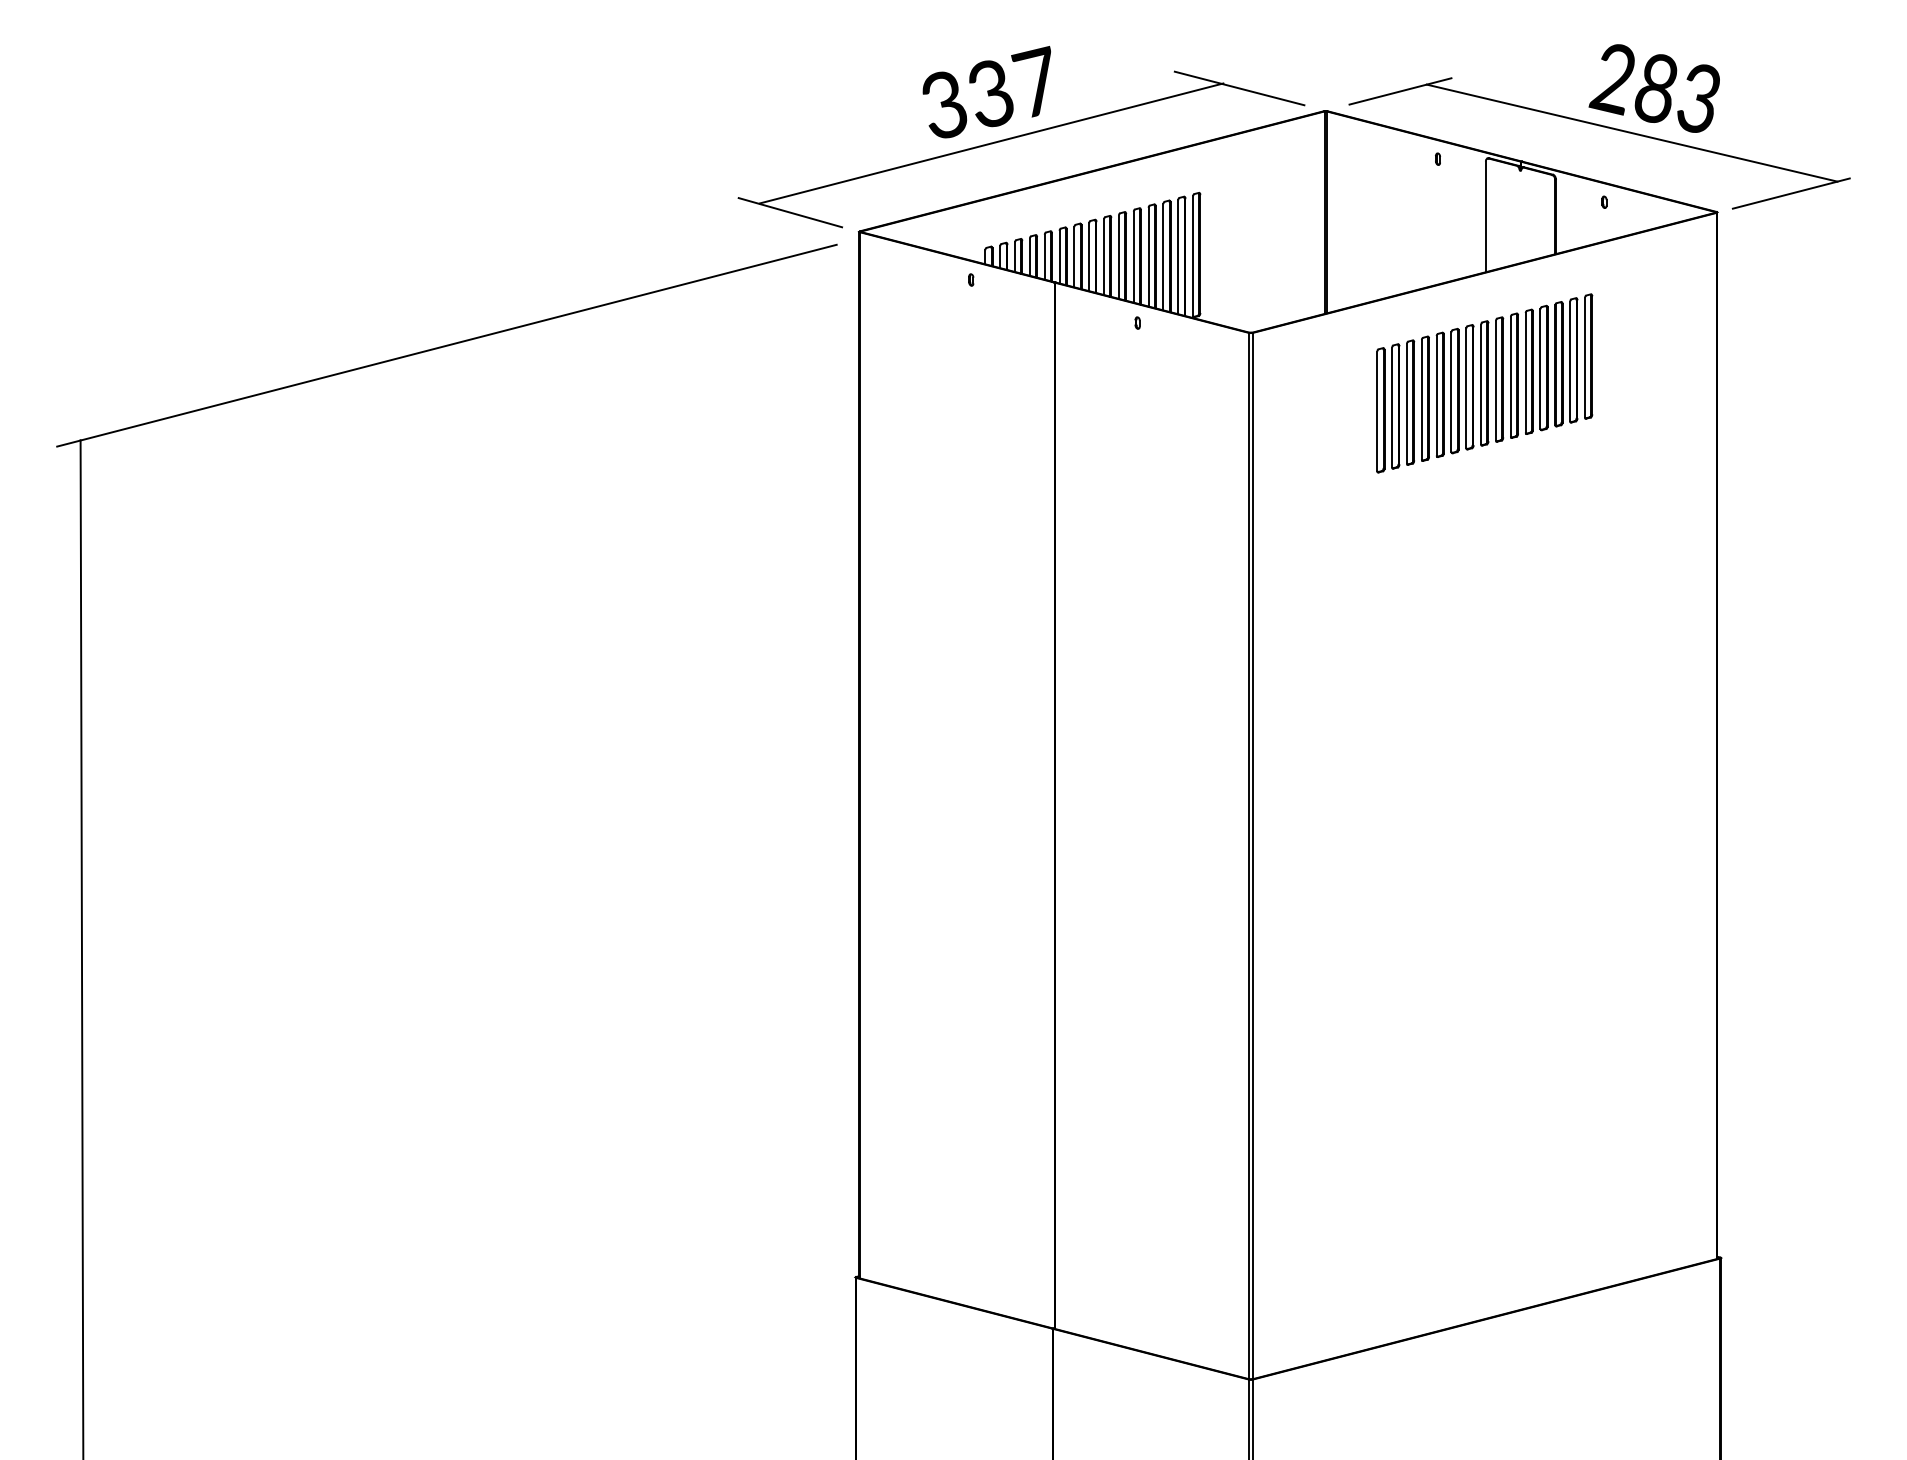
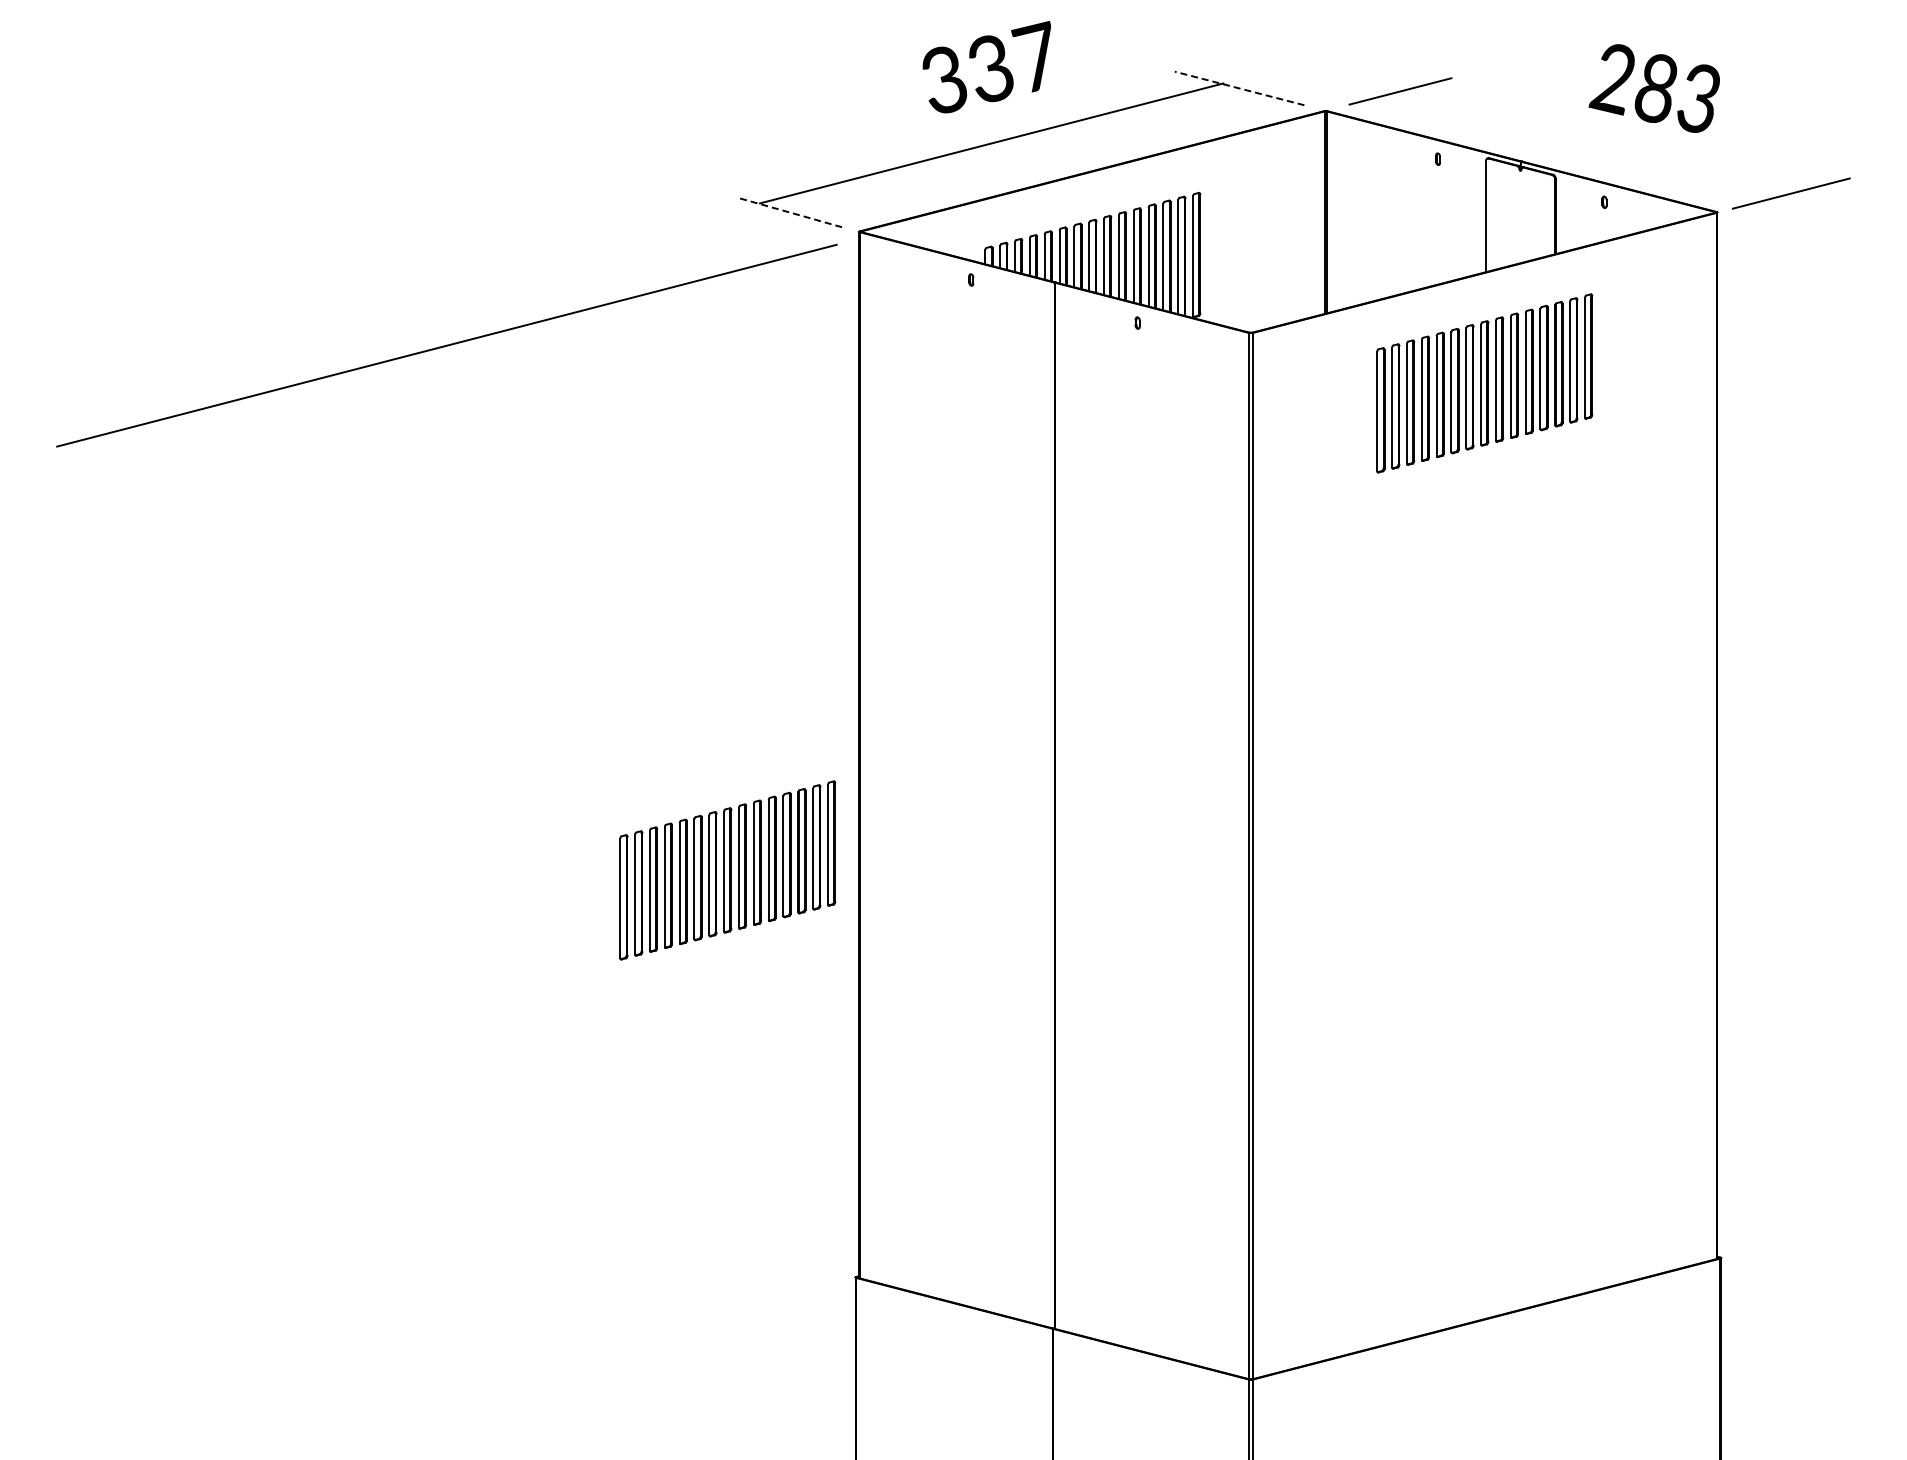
line: solid -> dashed (1239, 88)
text position: (986, 92) -> (986, 67) (986, 67)
line: present -> none (1631, 132)
line: solid -> dashed (790, 212)
part: none -> present (727, 870)
line: present -> none (81, 948)
